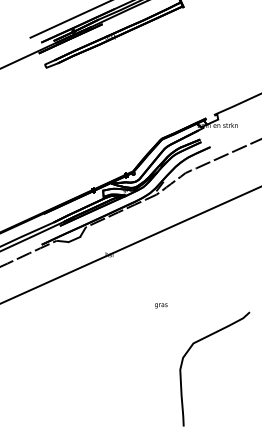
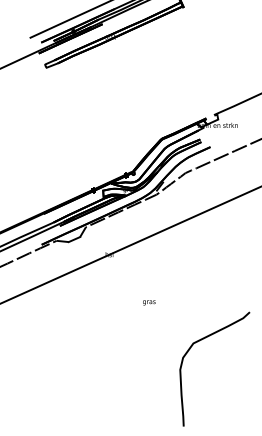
text position: (161, 305) -> (149, 302) (149, 302)
